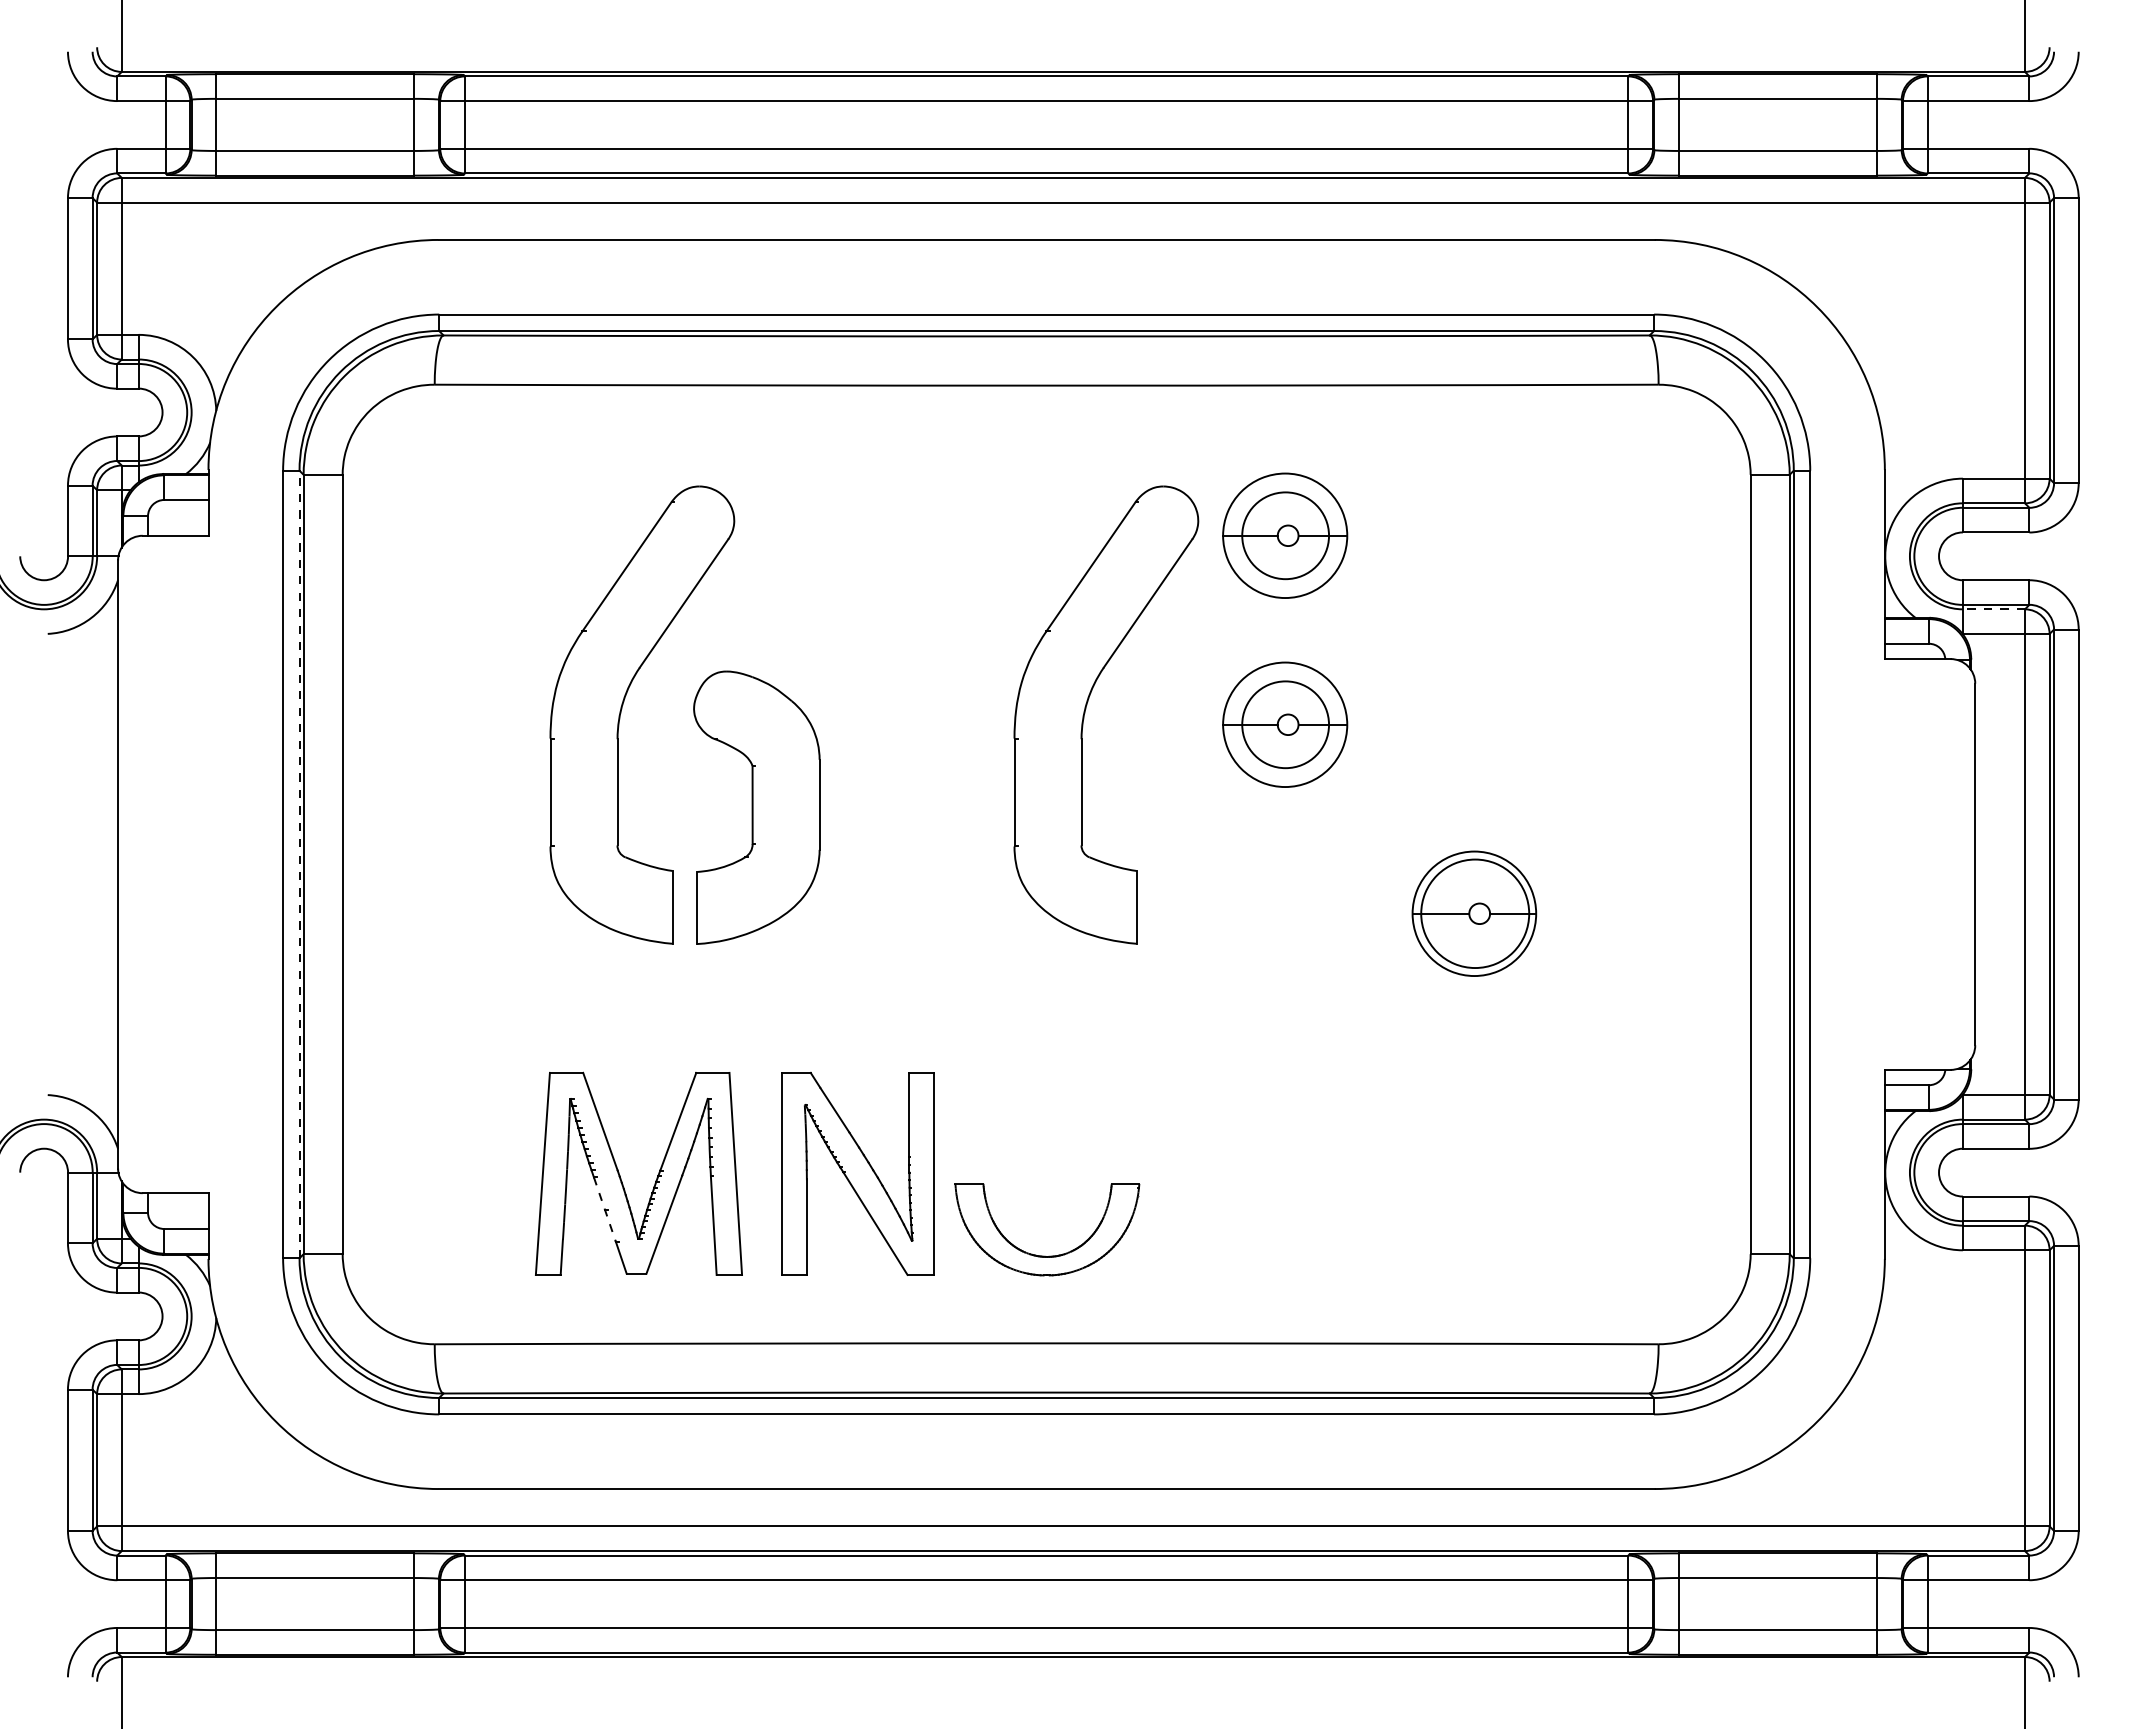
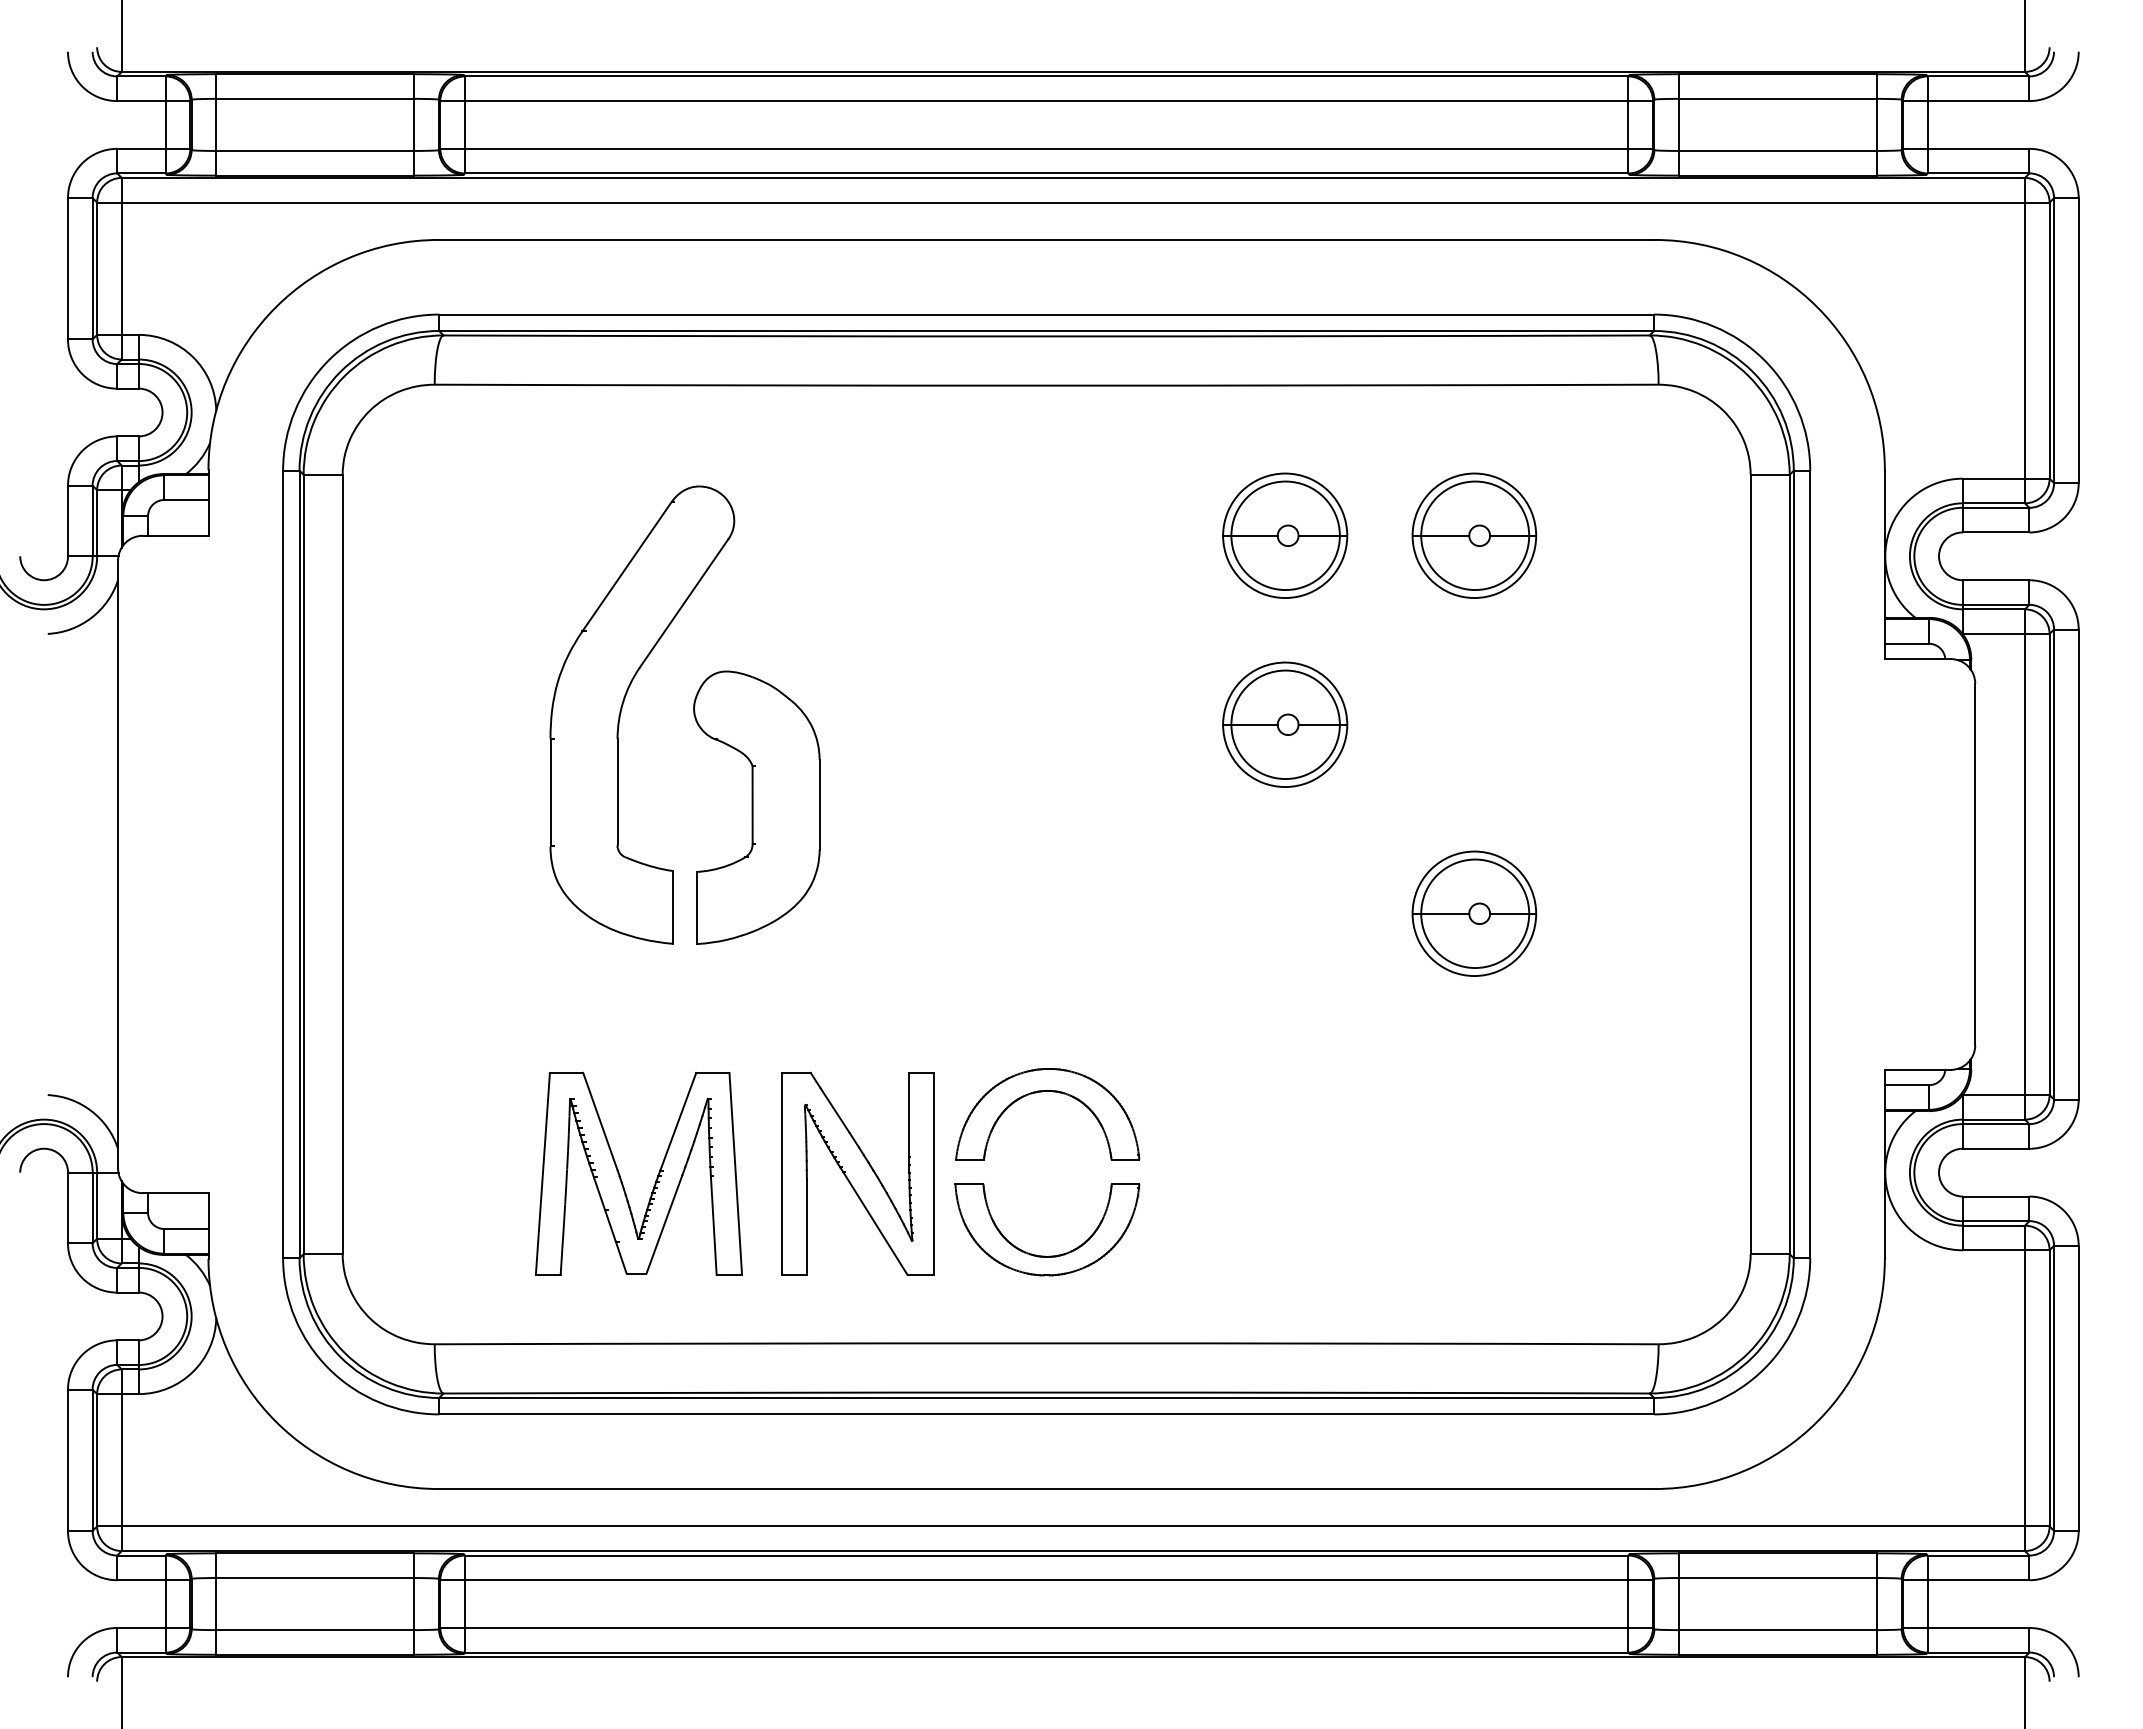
circle diameter: 87 px -> 108 px (1285, 535)
part: none -> present (1474, 535)
line: dashed -> solid (1993, 609)
part: present -> none (1086, 709)
circle diameter: 87 px -> 108 px (1285, 724)
line: dashed -> solid (299, 864)
part: none -> present (1042, 1092)
line: dashed -> solid (604, 1209)
